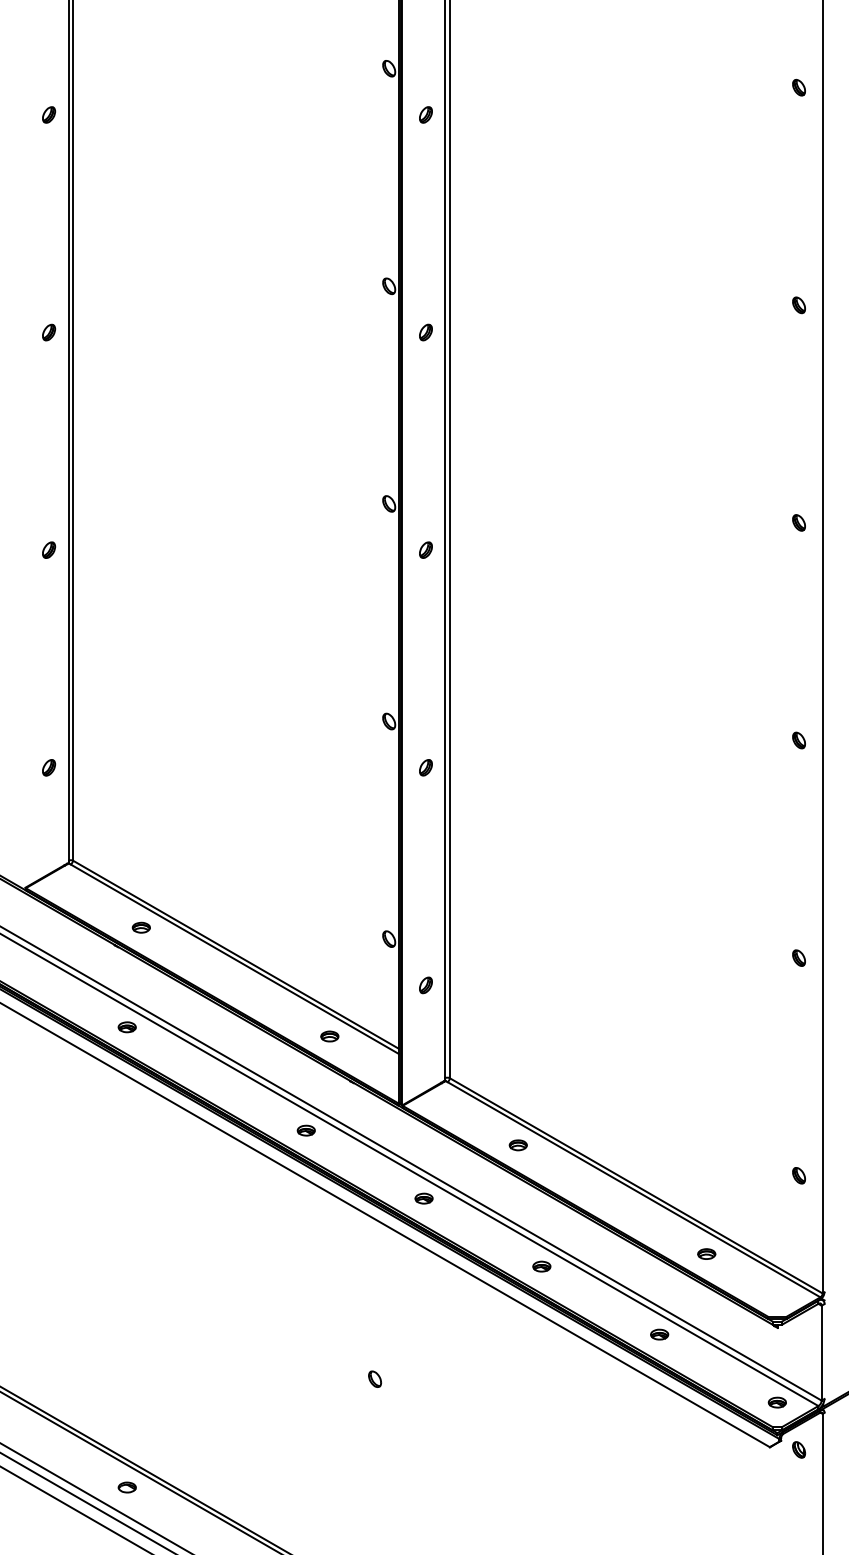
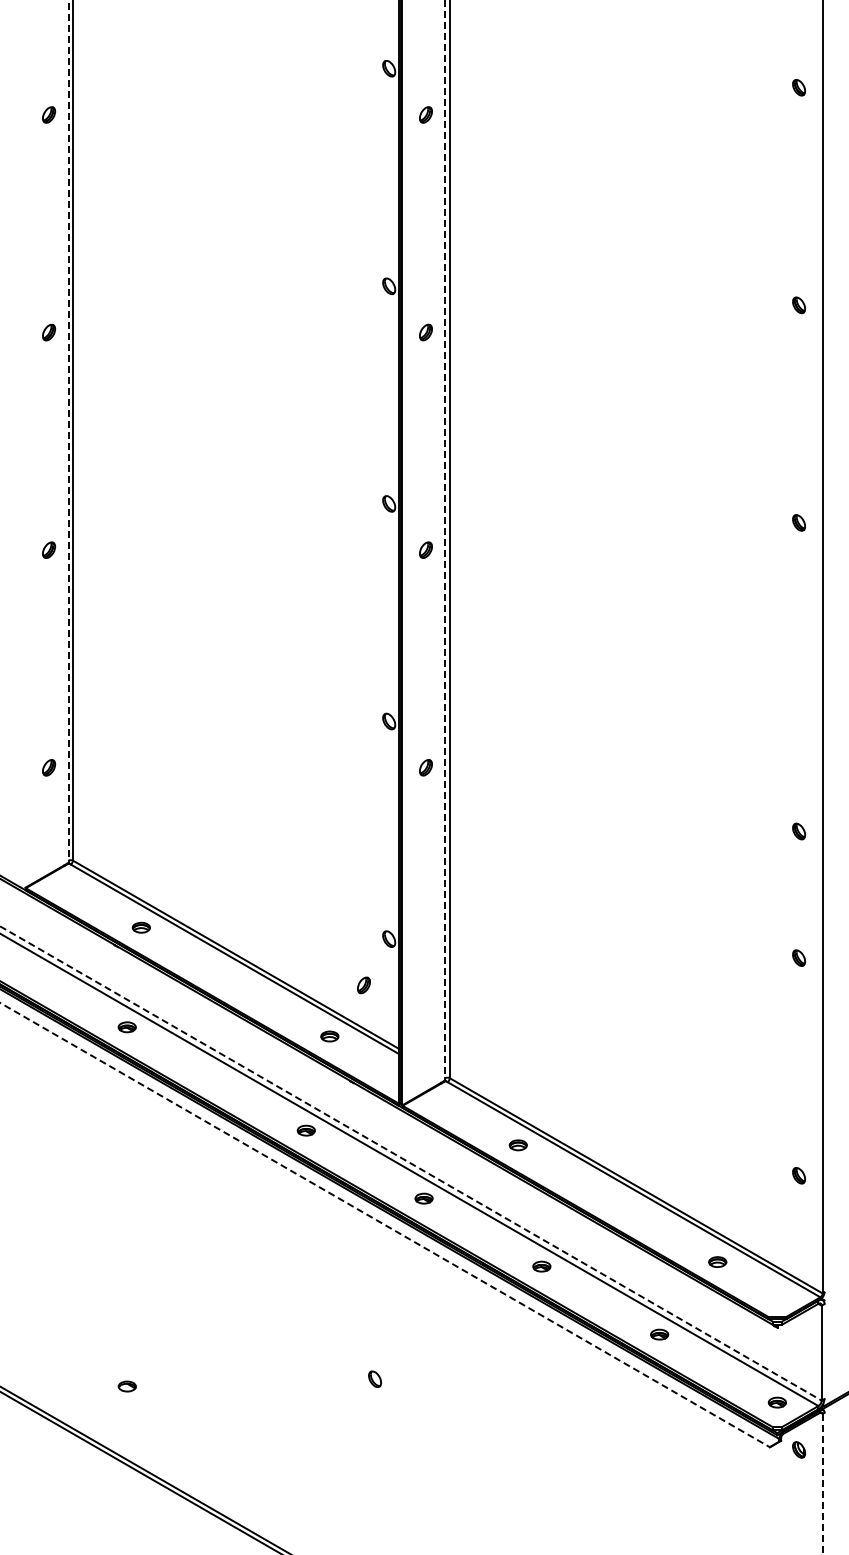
line: solid -> dashed (68, 430)
line: solid -> dashed (445, 539)
part position: (798, 740) -> (798, 831) (798, 831)
part position: (425, 985) -> (363, 985) (363, 985)
line: solid -> dashed (411, 1163)
line: solid -> dashed (385, 1225)
part position: (706, 1253) -> (717, 1261) (717, 1261)
line: solid -> dashed (822, 1484)
part position: (126, 1487) -> (126, 1386) (126, 1386)
line: present -> none (95, 1497)
line: present -> none (86, 1502)
line: present -> none (75, 1509)
